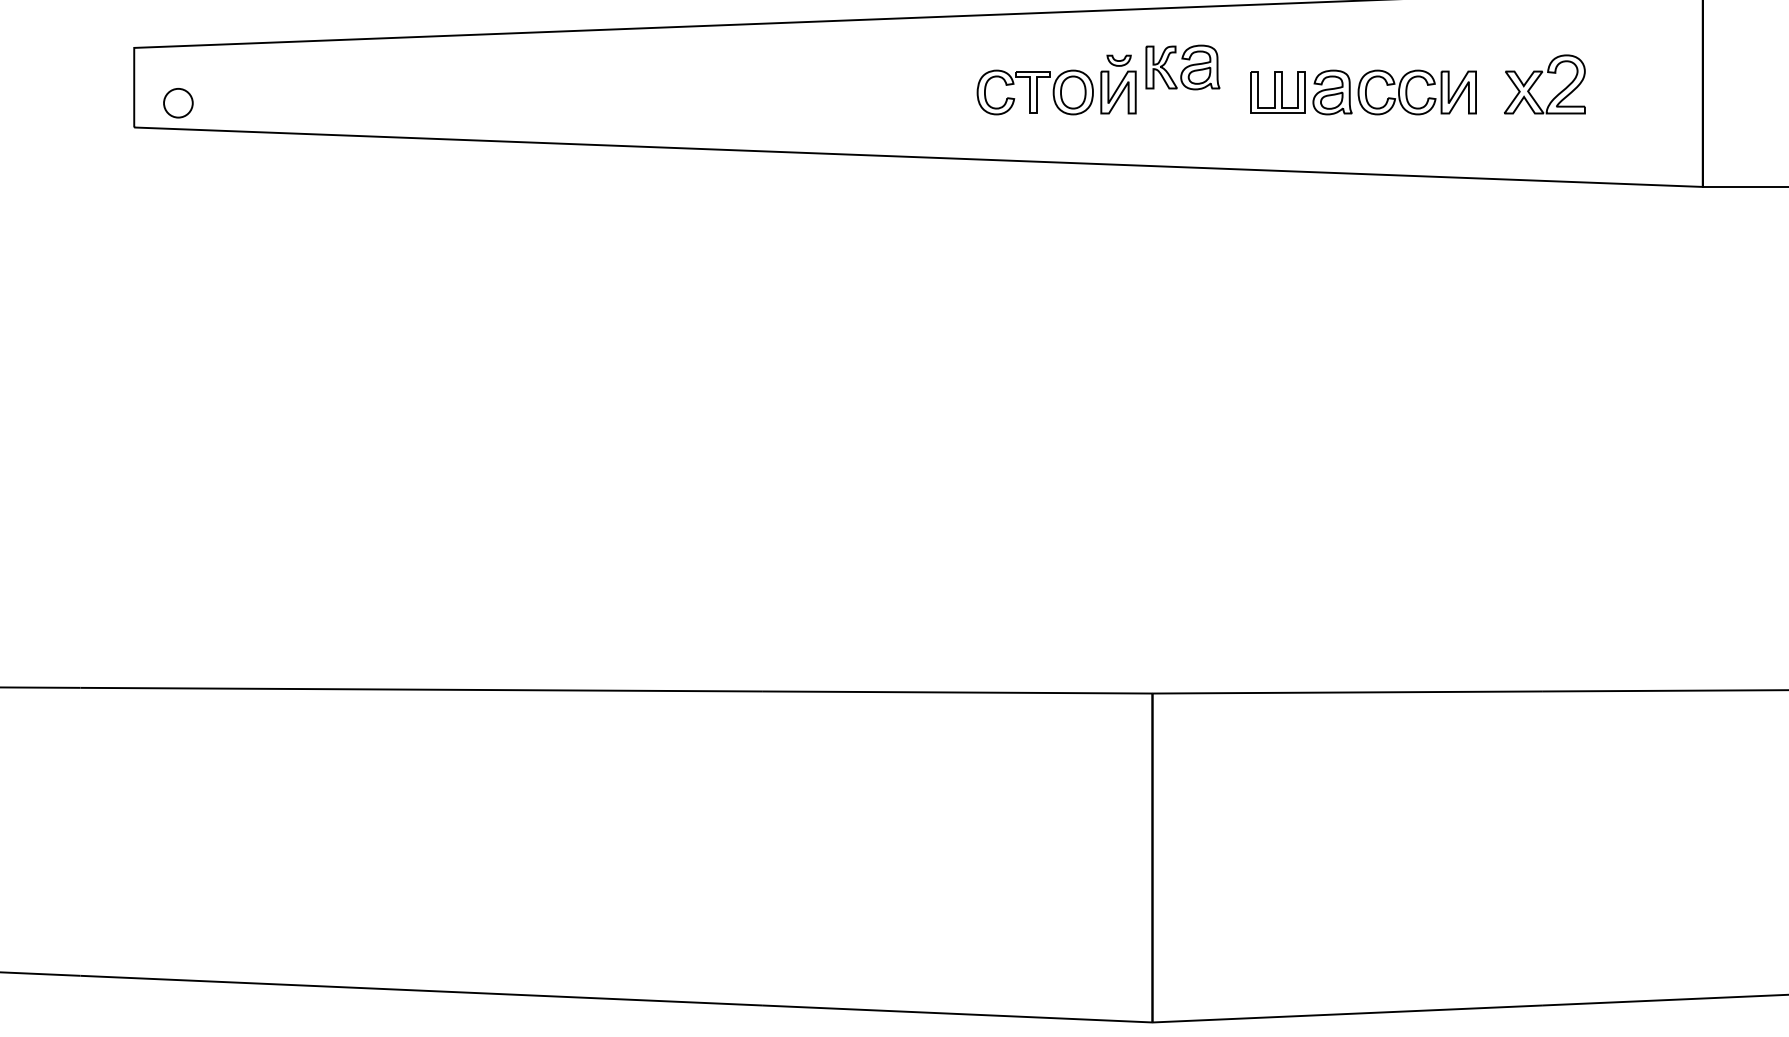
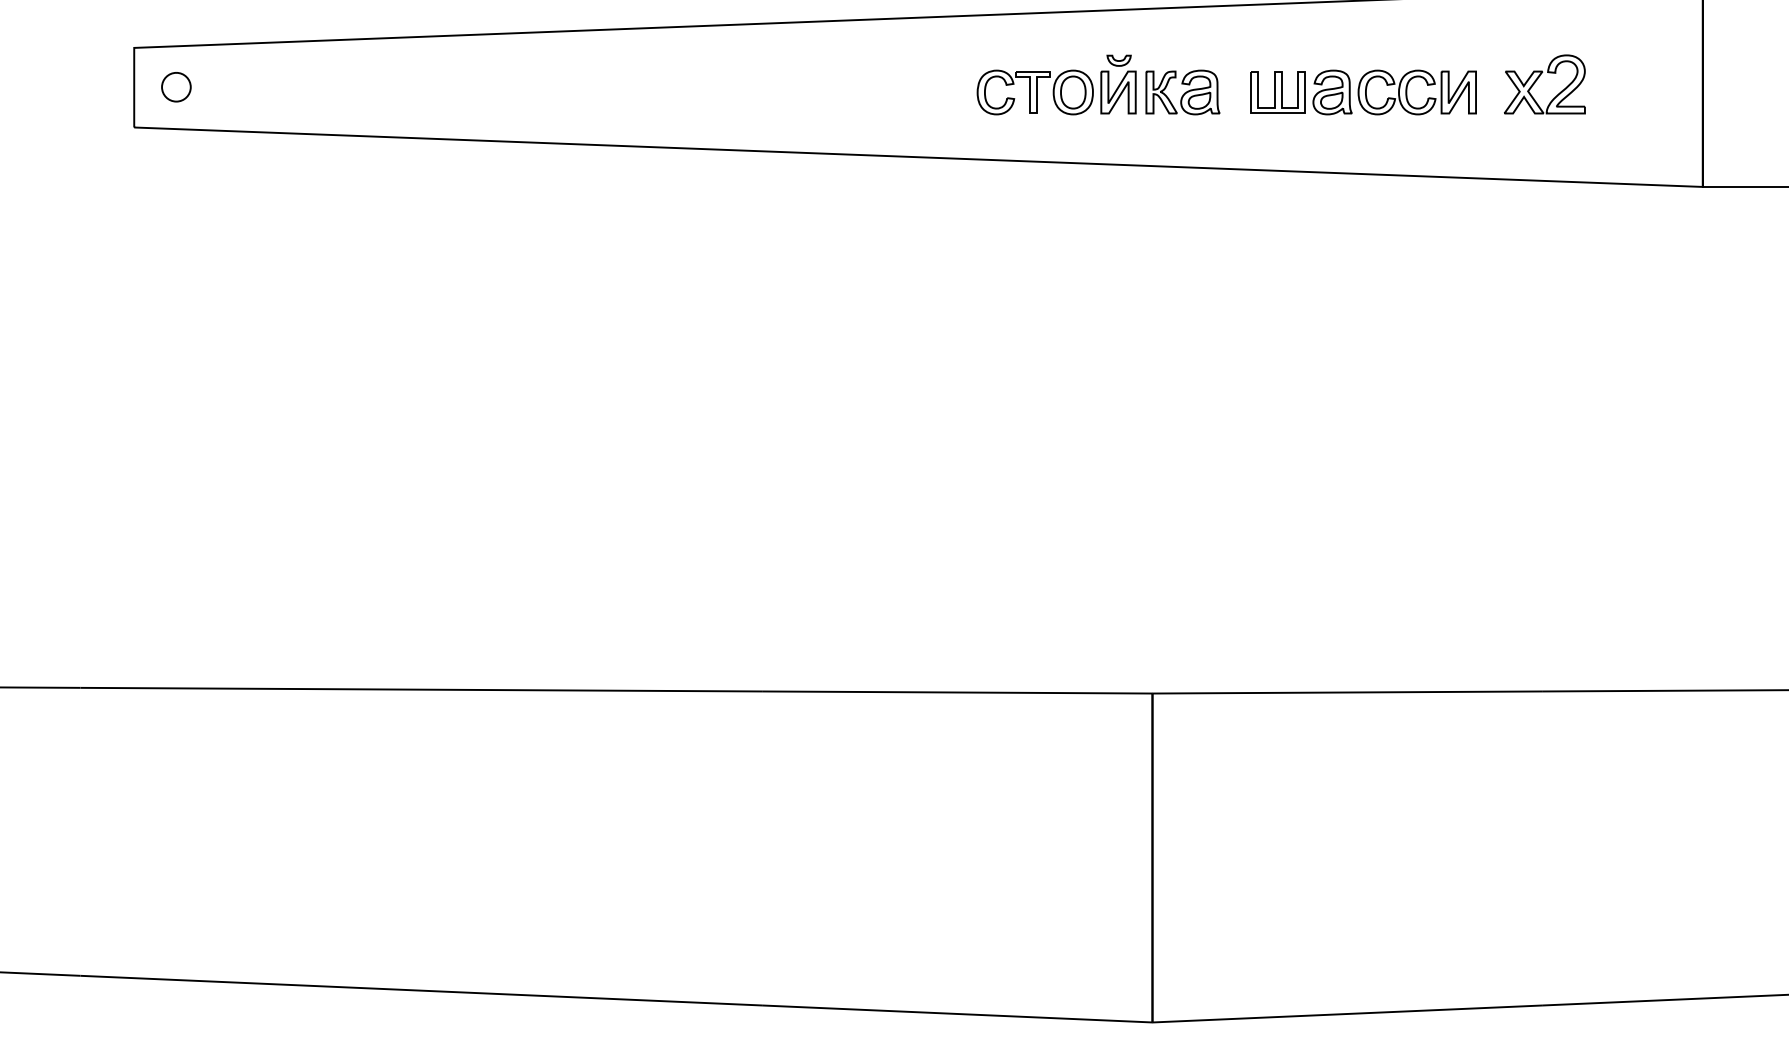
part position: (1182, 67) -> (1182, 92) (1182, 92)
part position: (178, 103) -> (176, 87) (176, 87)
